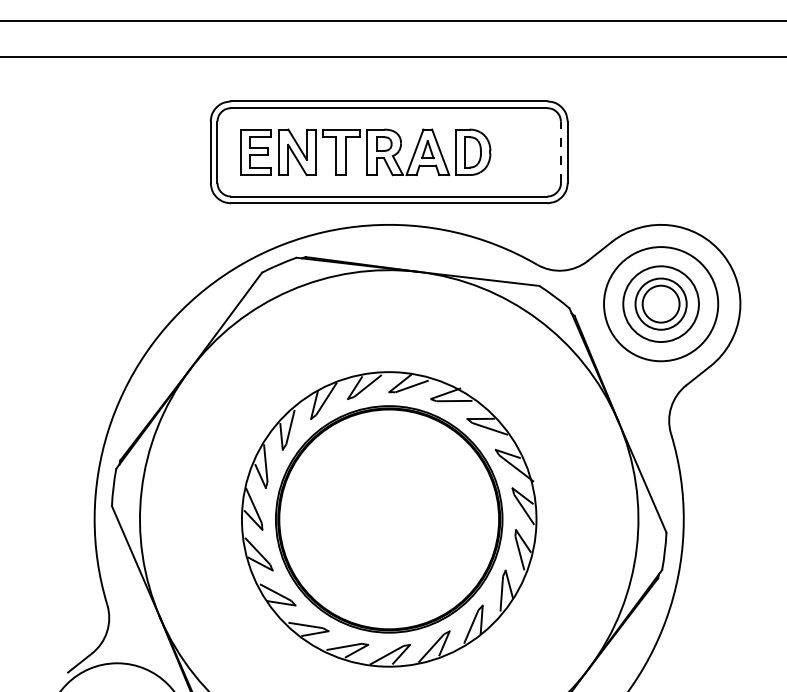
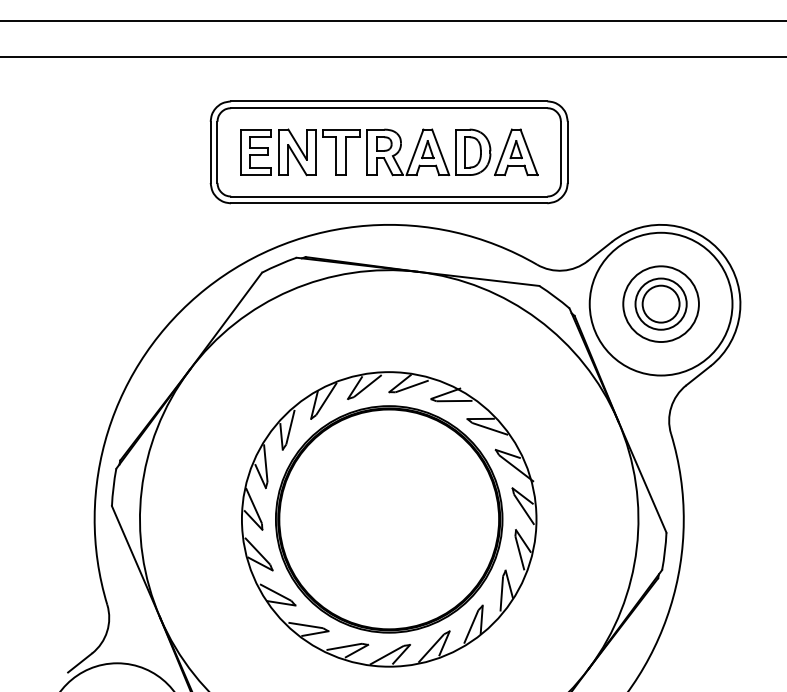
part: none -> present (516, 152)
line: dashed -> solid (560, 152)
circle diameter: 114 px -> 143 px (660, 303)
